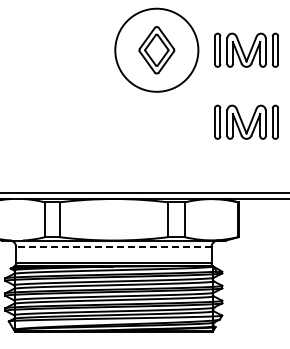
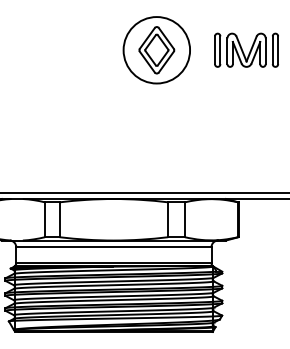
circle diameter: 83 px -> 66 px (156, 50)
part: present -> none (246, 121)
line: dashed -> solid (113, 247)
